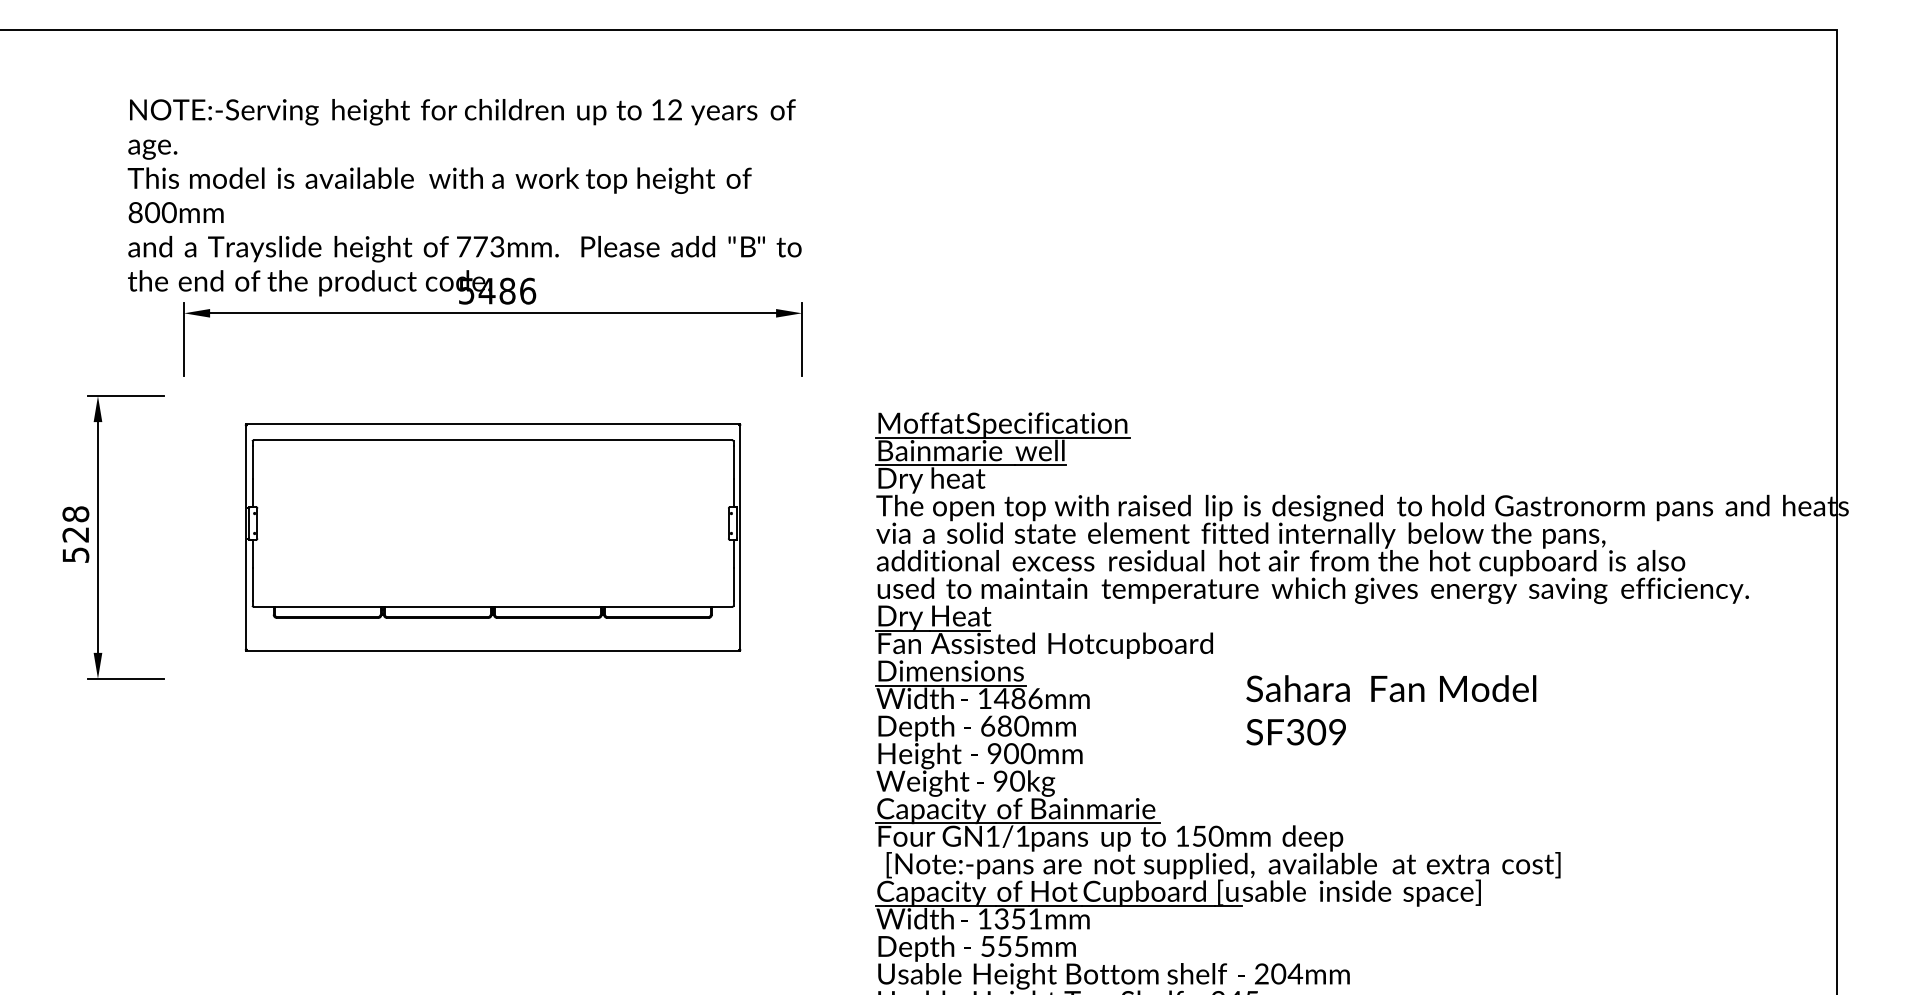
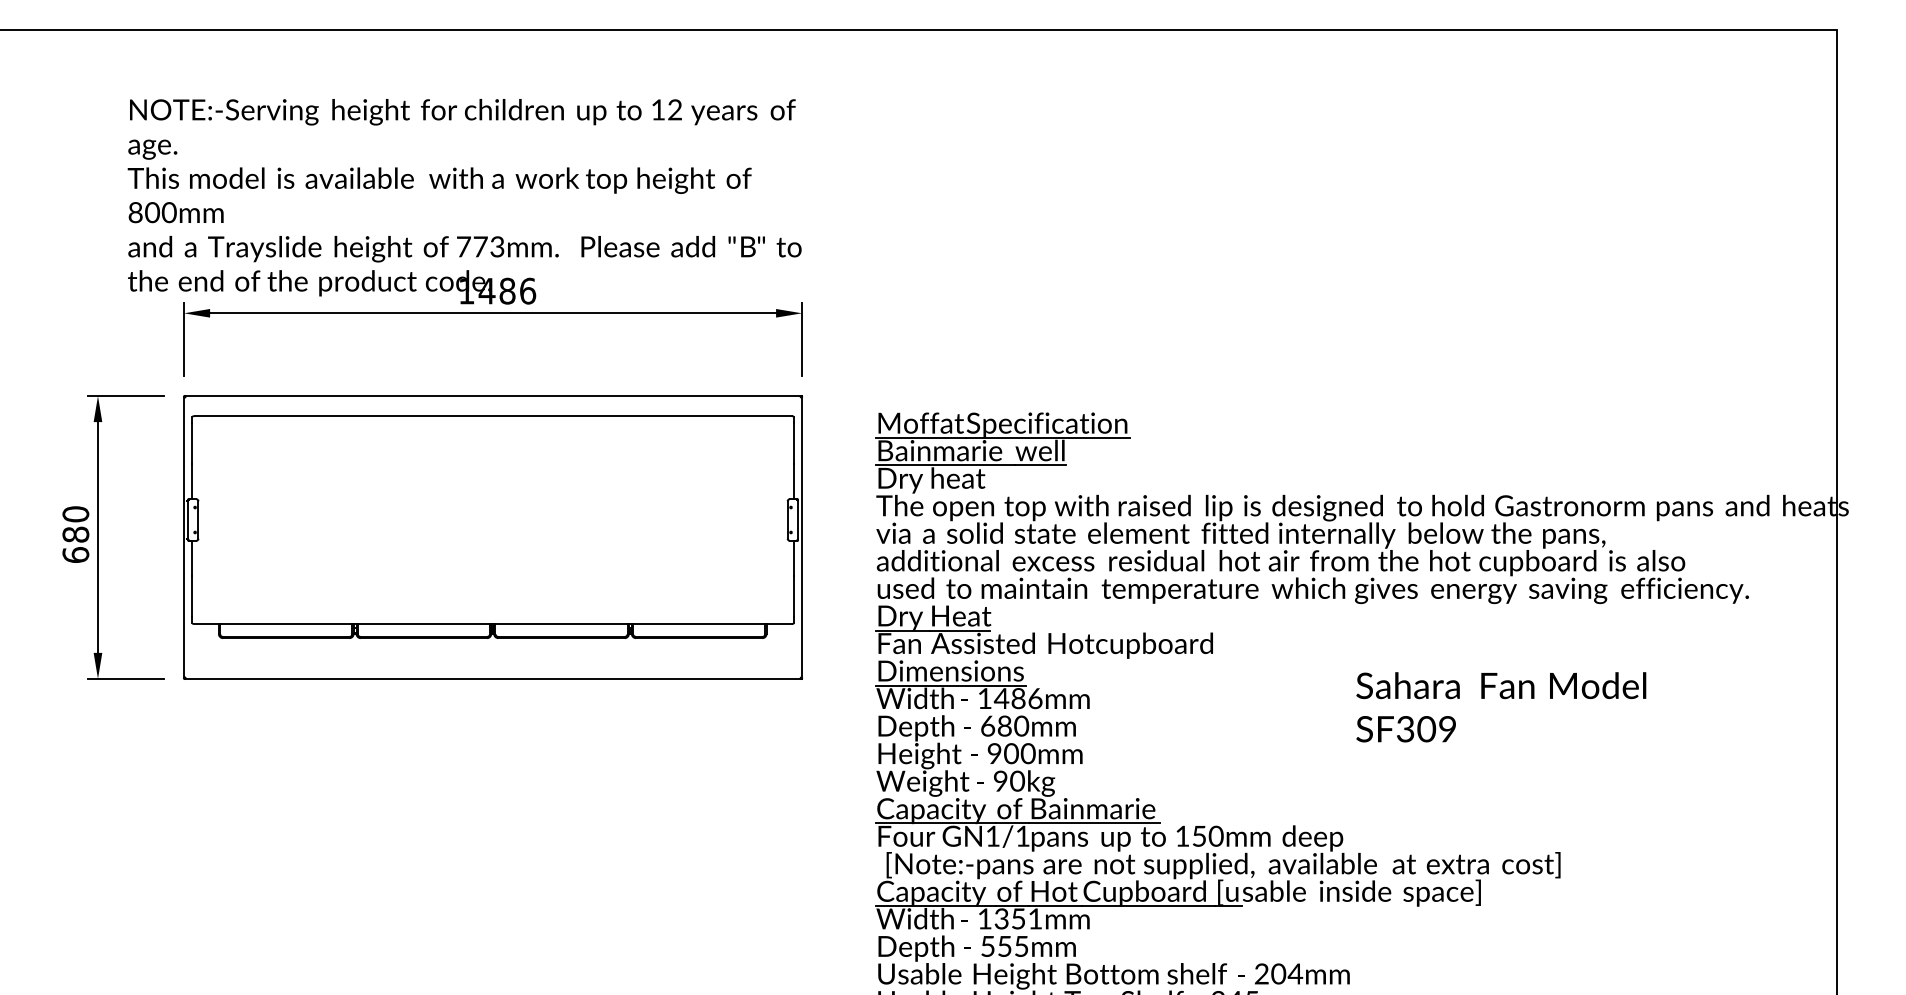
text: 5486 -> 1486 (466, 291)
text: 528 -> 680 (75, 534)
part size: 498x229 px -> 620x285 px (492, 537)
text position: (1391, 710) -> (1501, 707) (1501, 707)
